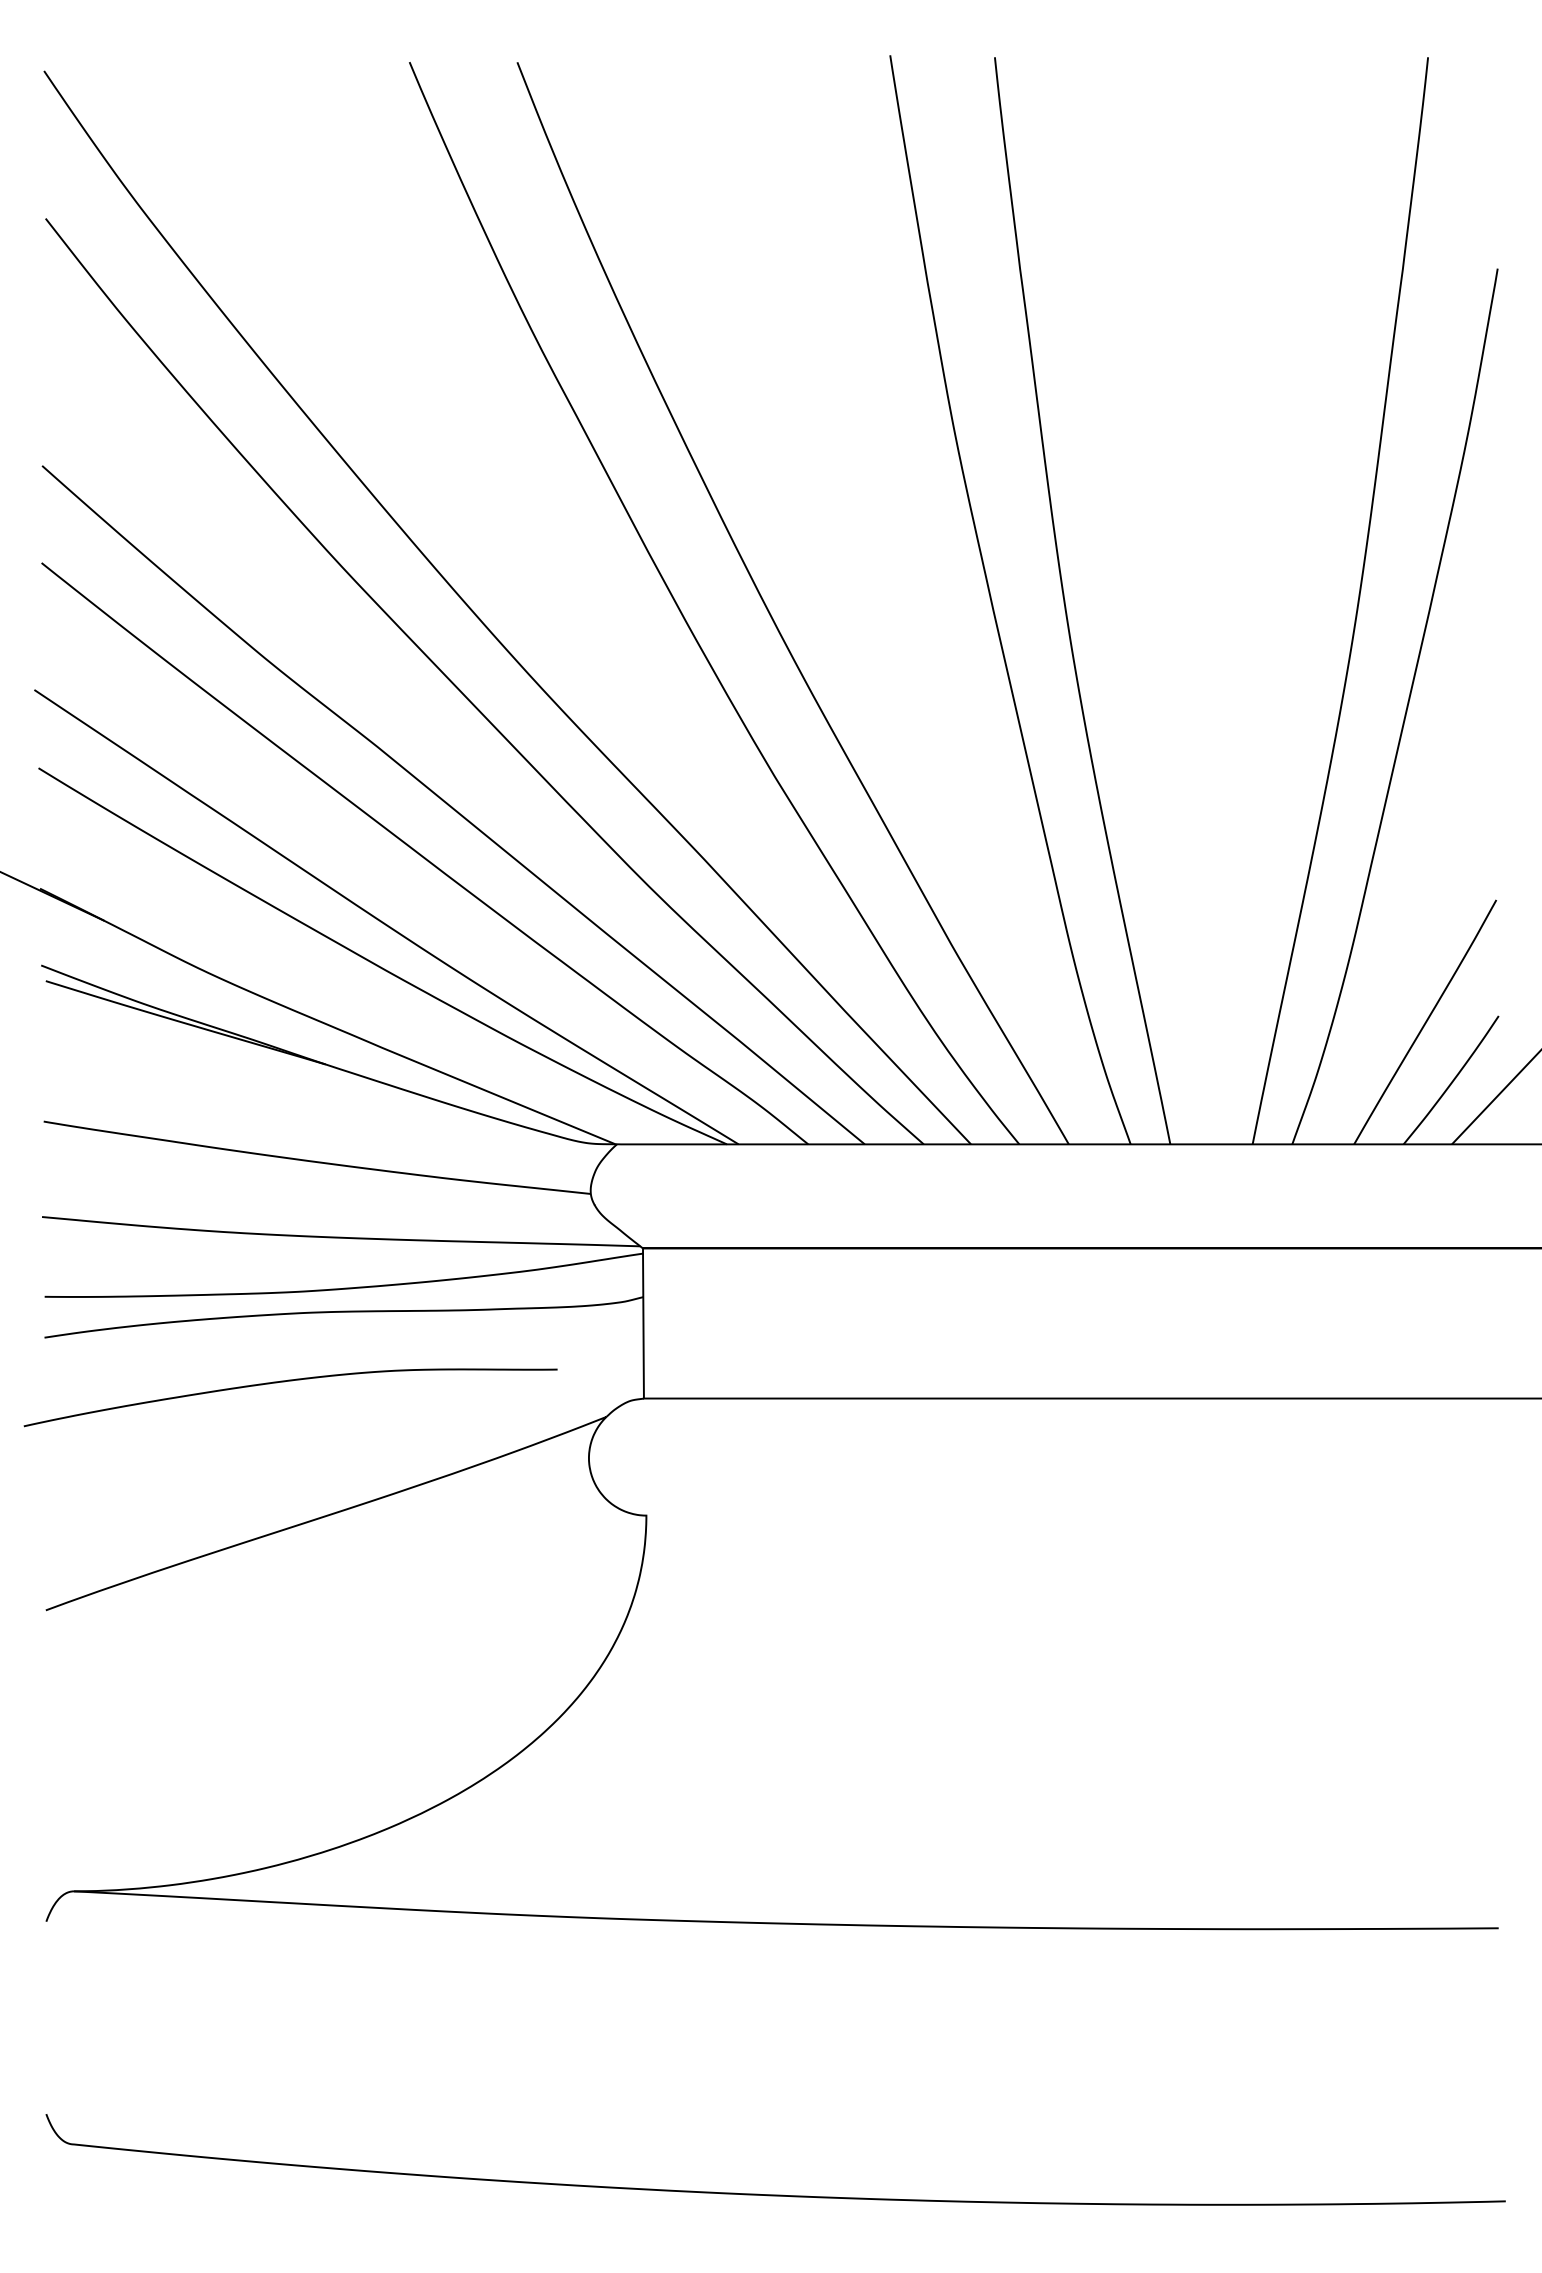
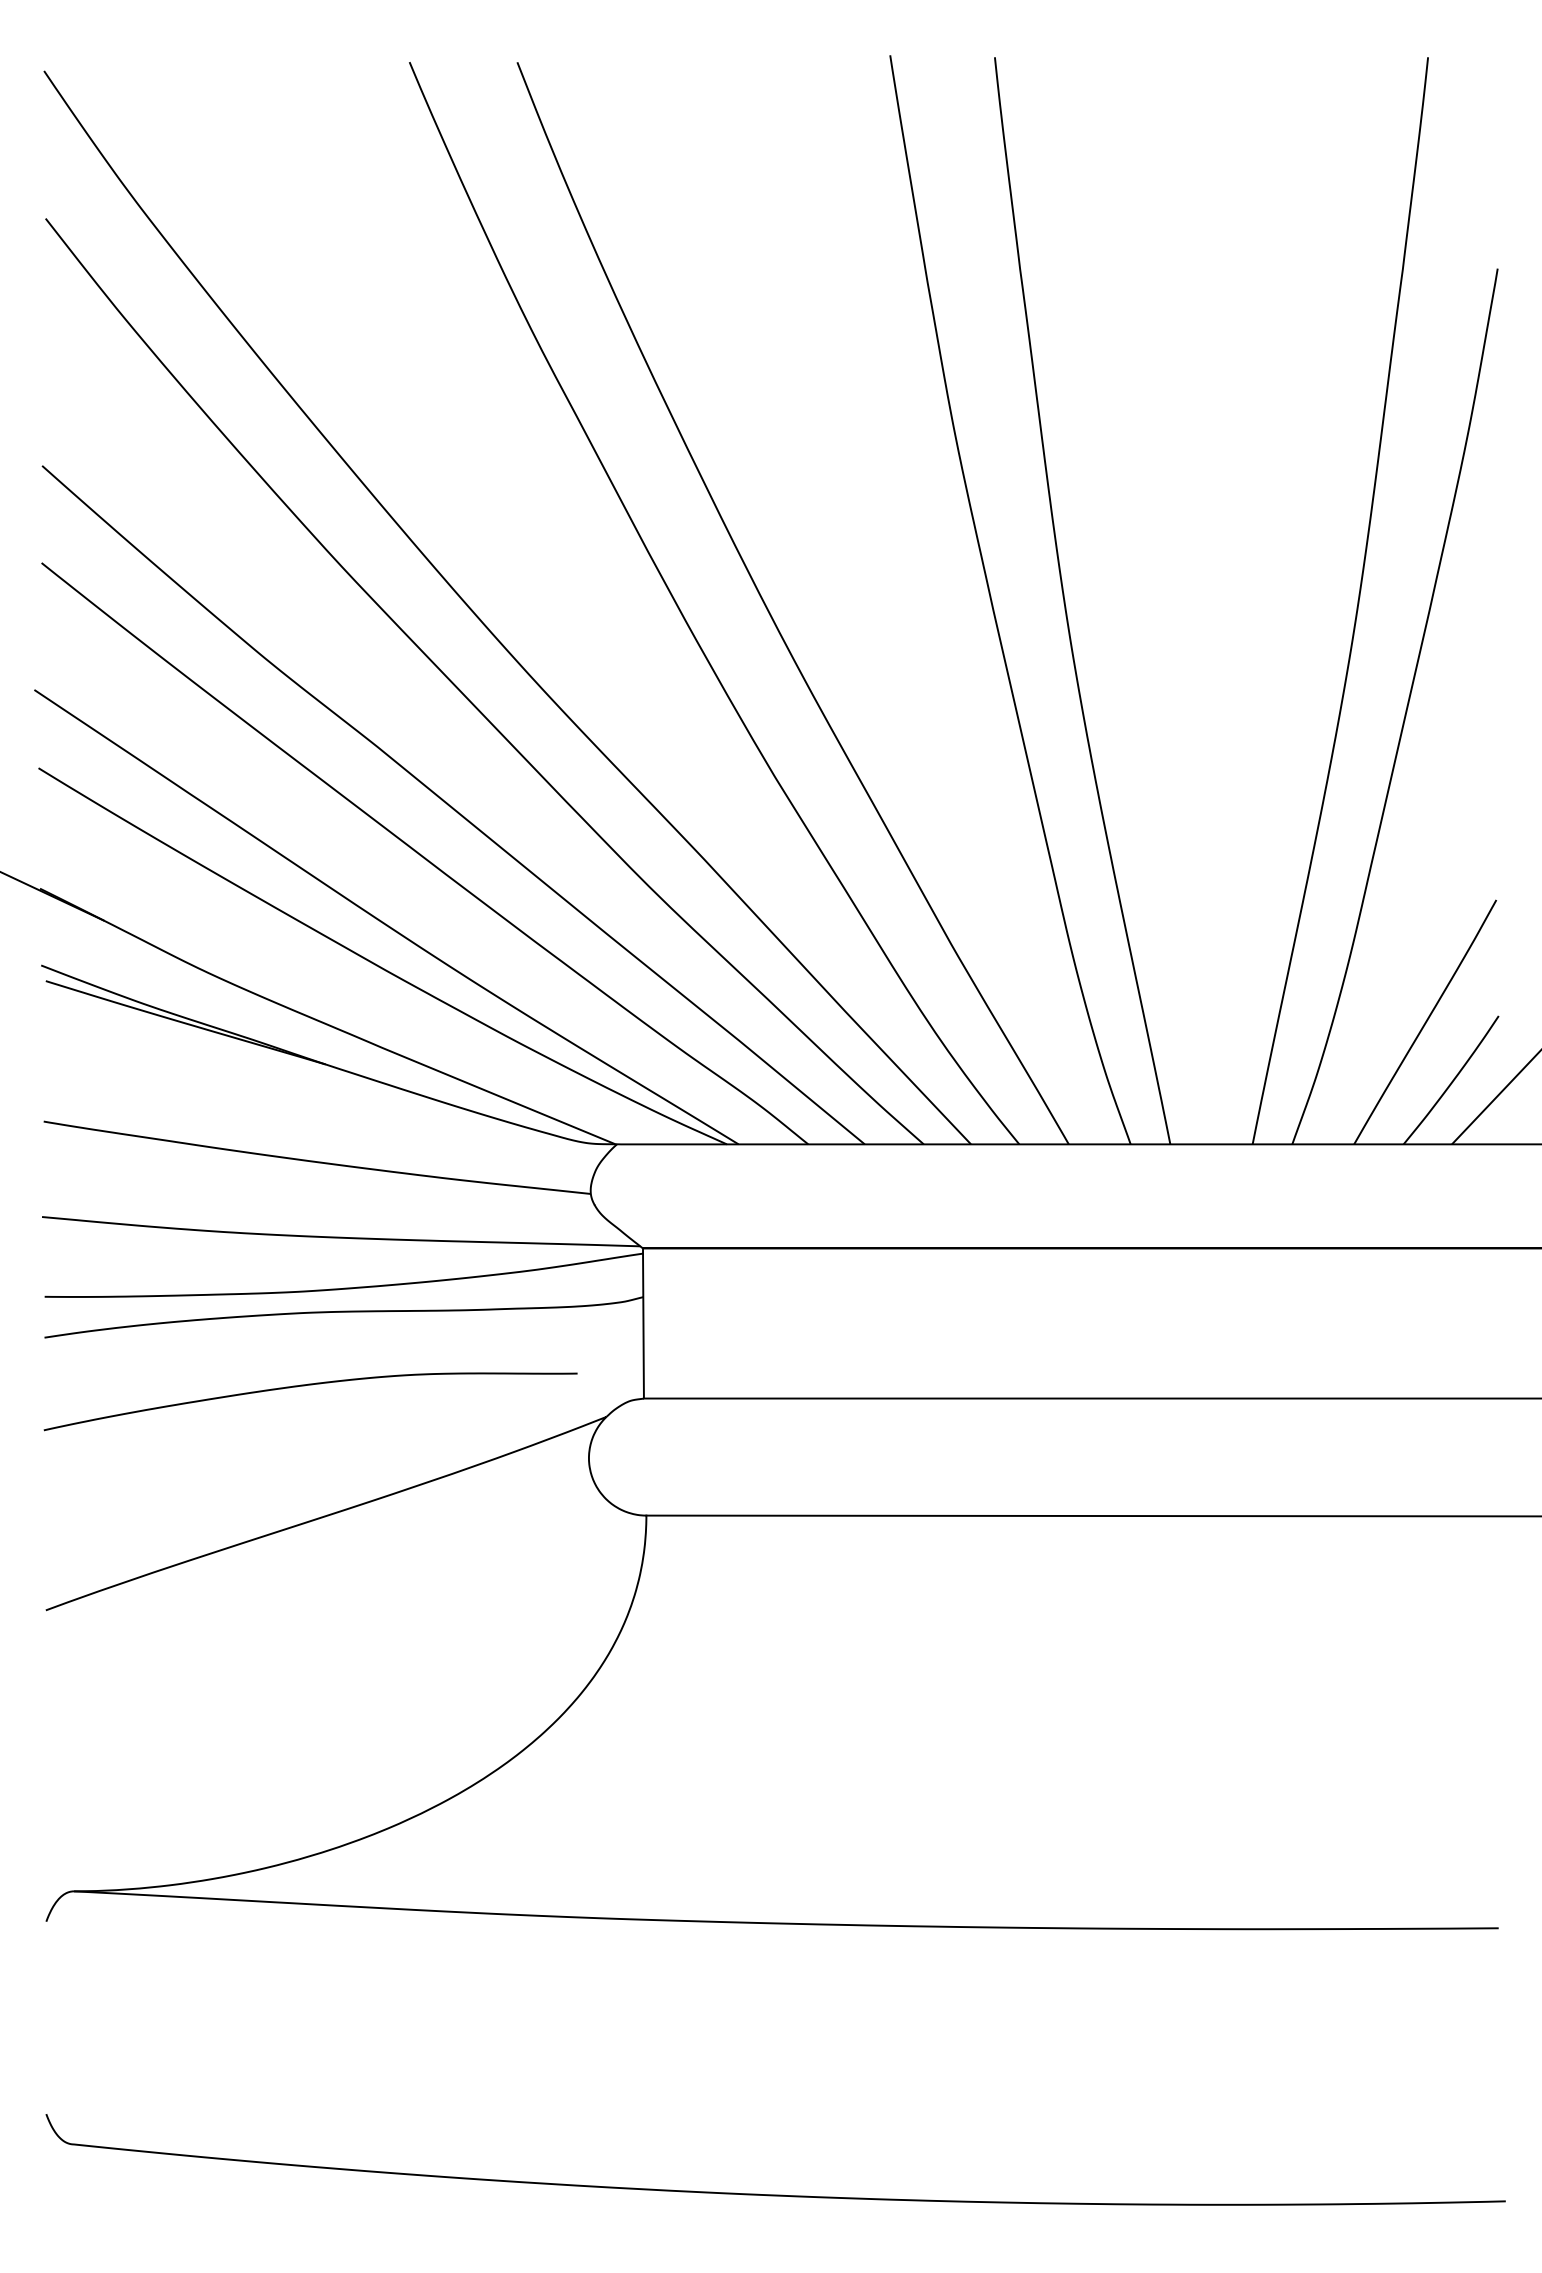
curve position: (290, 1381) -> (310, 1385) (310, 1385)
line: none -> present (1092, 1515)
